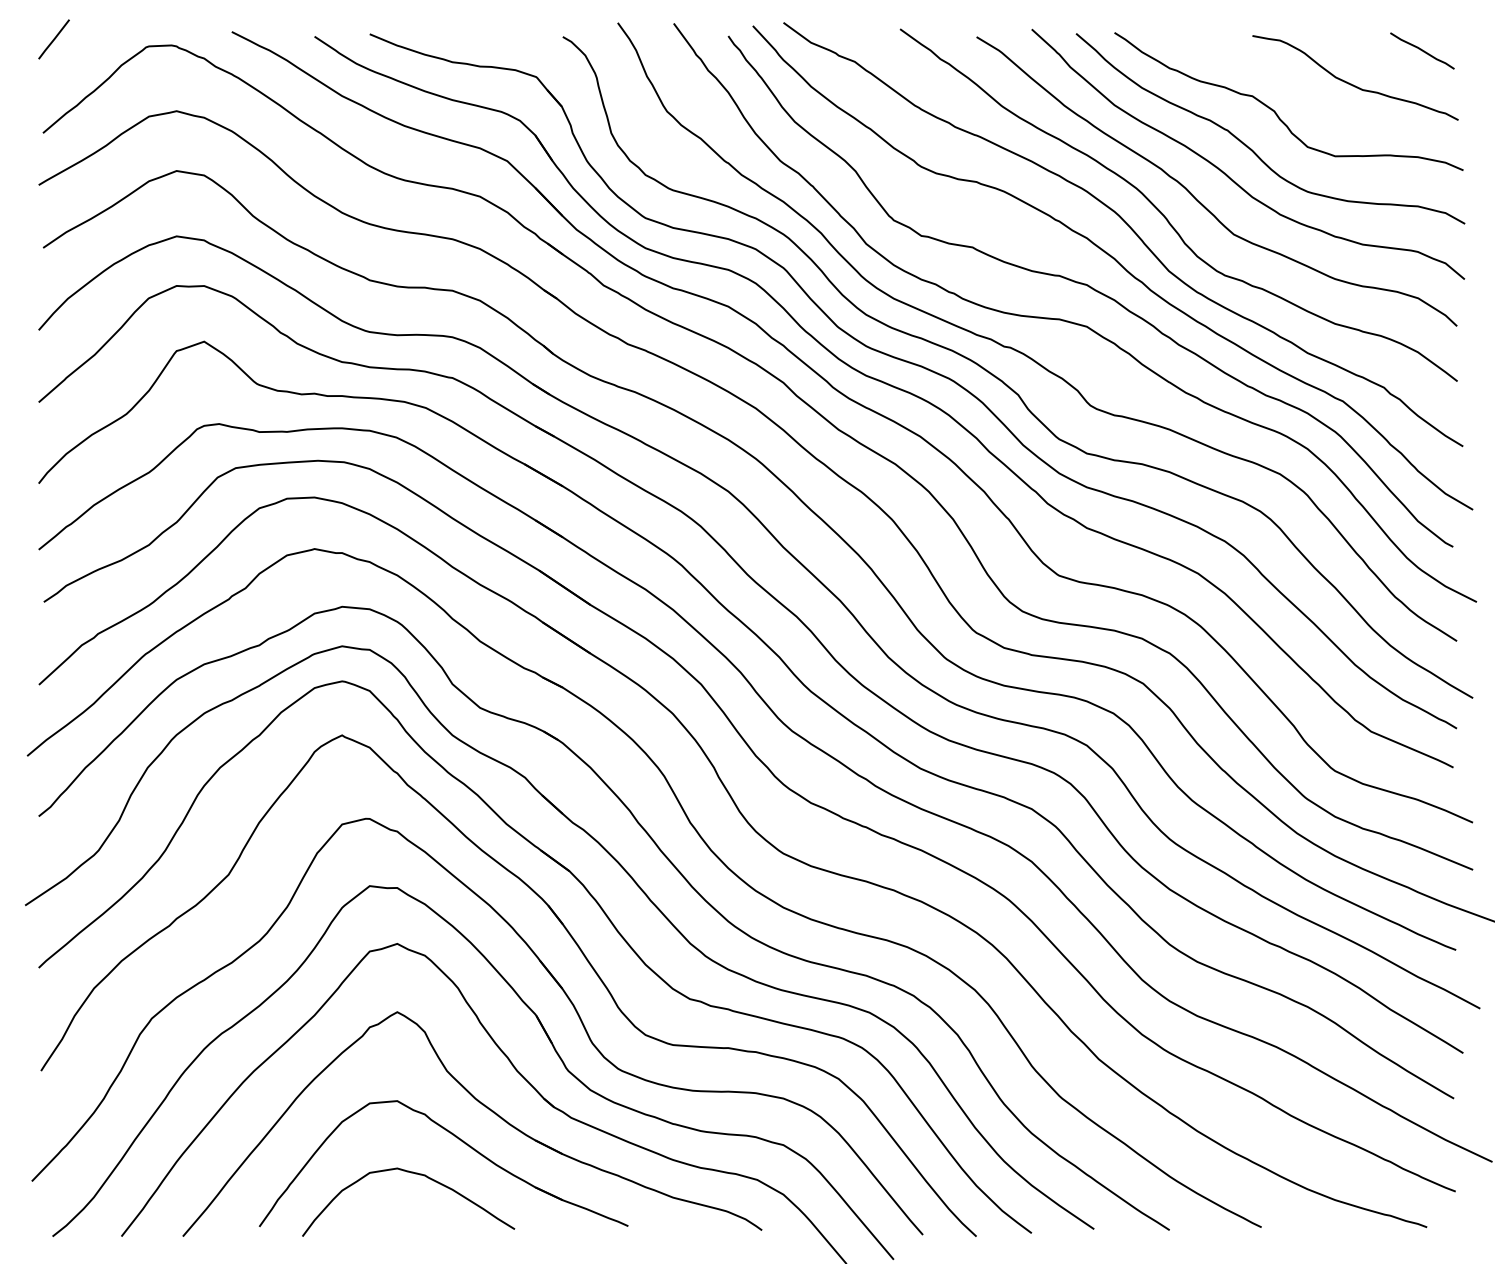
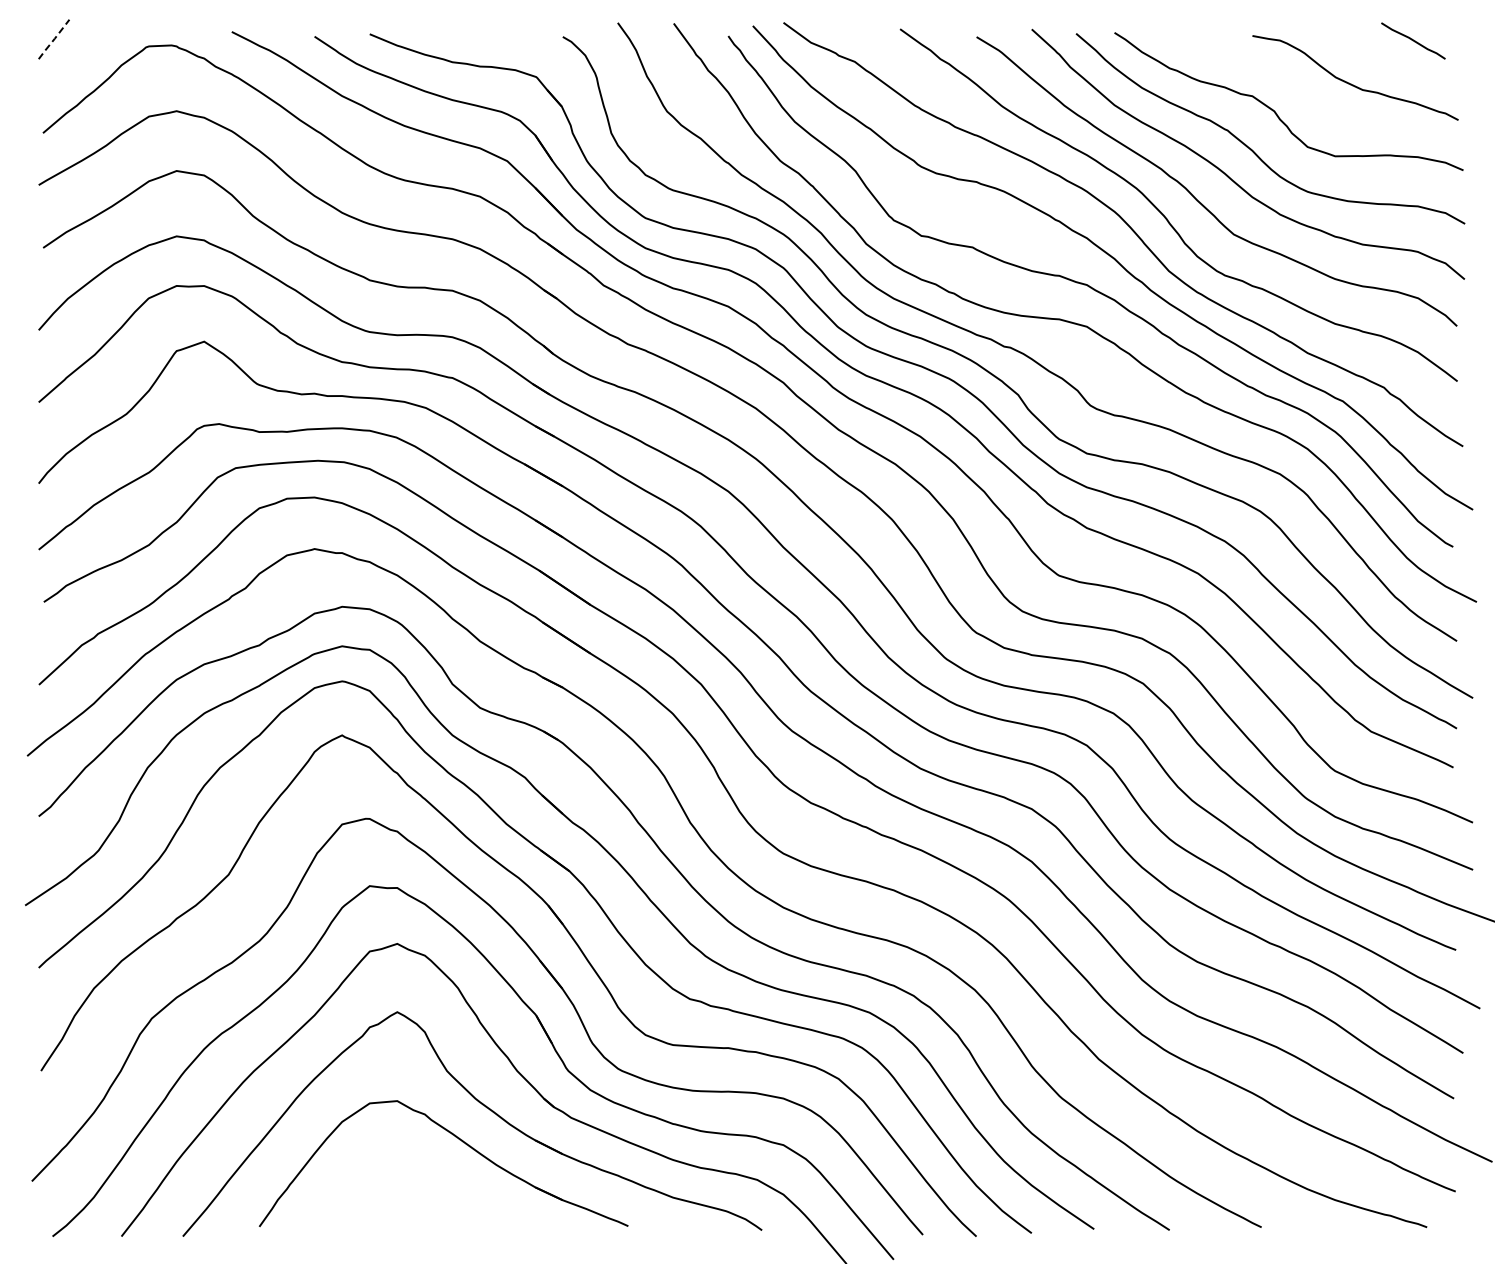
line: solid -> dashed (54, 38)
line position: (1422, 50) -> (1413, 40) (1413, 40)
curve: present -> none (415, 1174)
